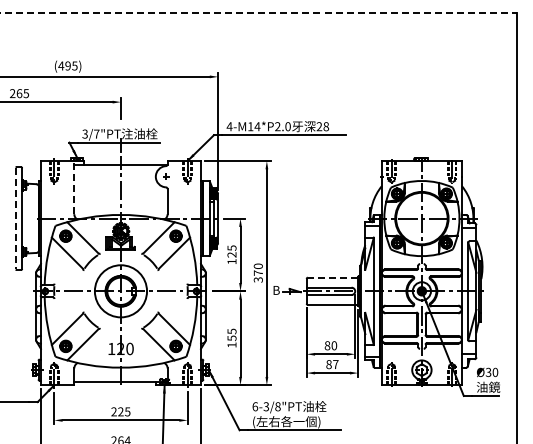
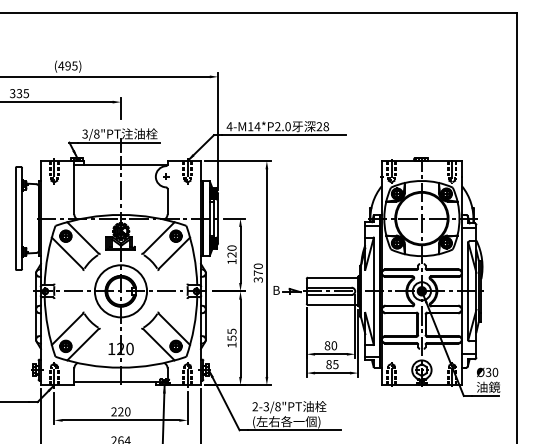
line: dashed -> solid (259, 13)
text: 265 -> 335 (16, 93)
text: 3/7"PT -> 3/8"PT (96, 133)
line: dashed -> solid (74, 187)
line: dashed -> solid (16, 218)
text: 125 -> 120 (231, 247)
line: dashed -> solid (332, 277)
text: 87 -> 85 (335, 364)
text: 6-3/8"PT -> 2-3/8"PT (255, 406)
text: 225 -> 220 (127, 411)
